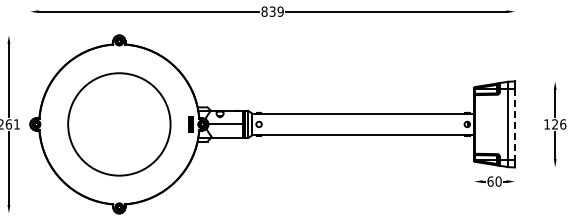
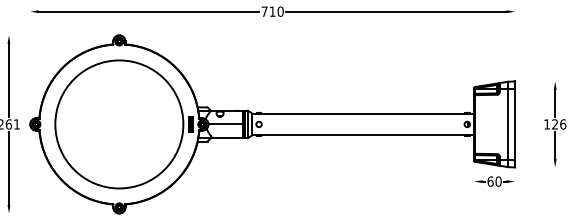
text: 839 -> 710 (272, 11)
circle diameter: 102 px -> 128 px (119, 124)
line: dashed -> solid (515, 124)
